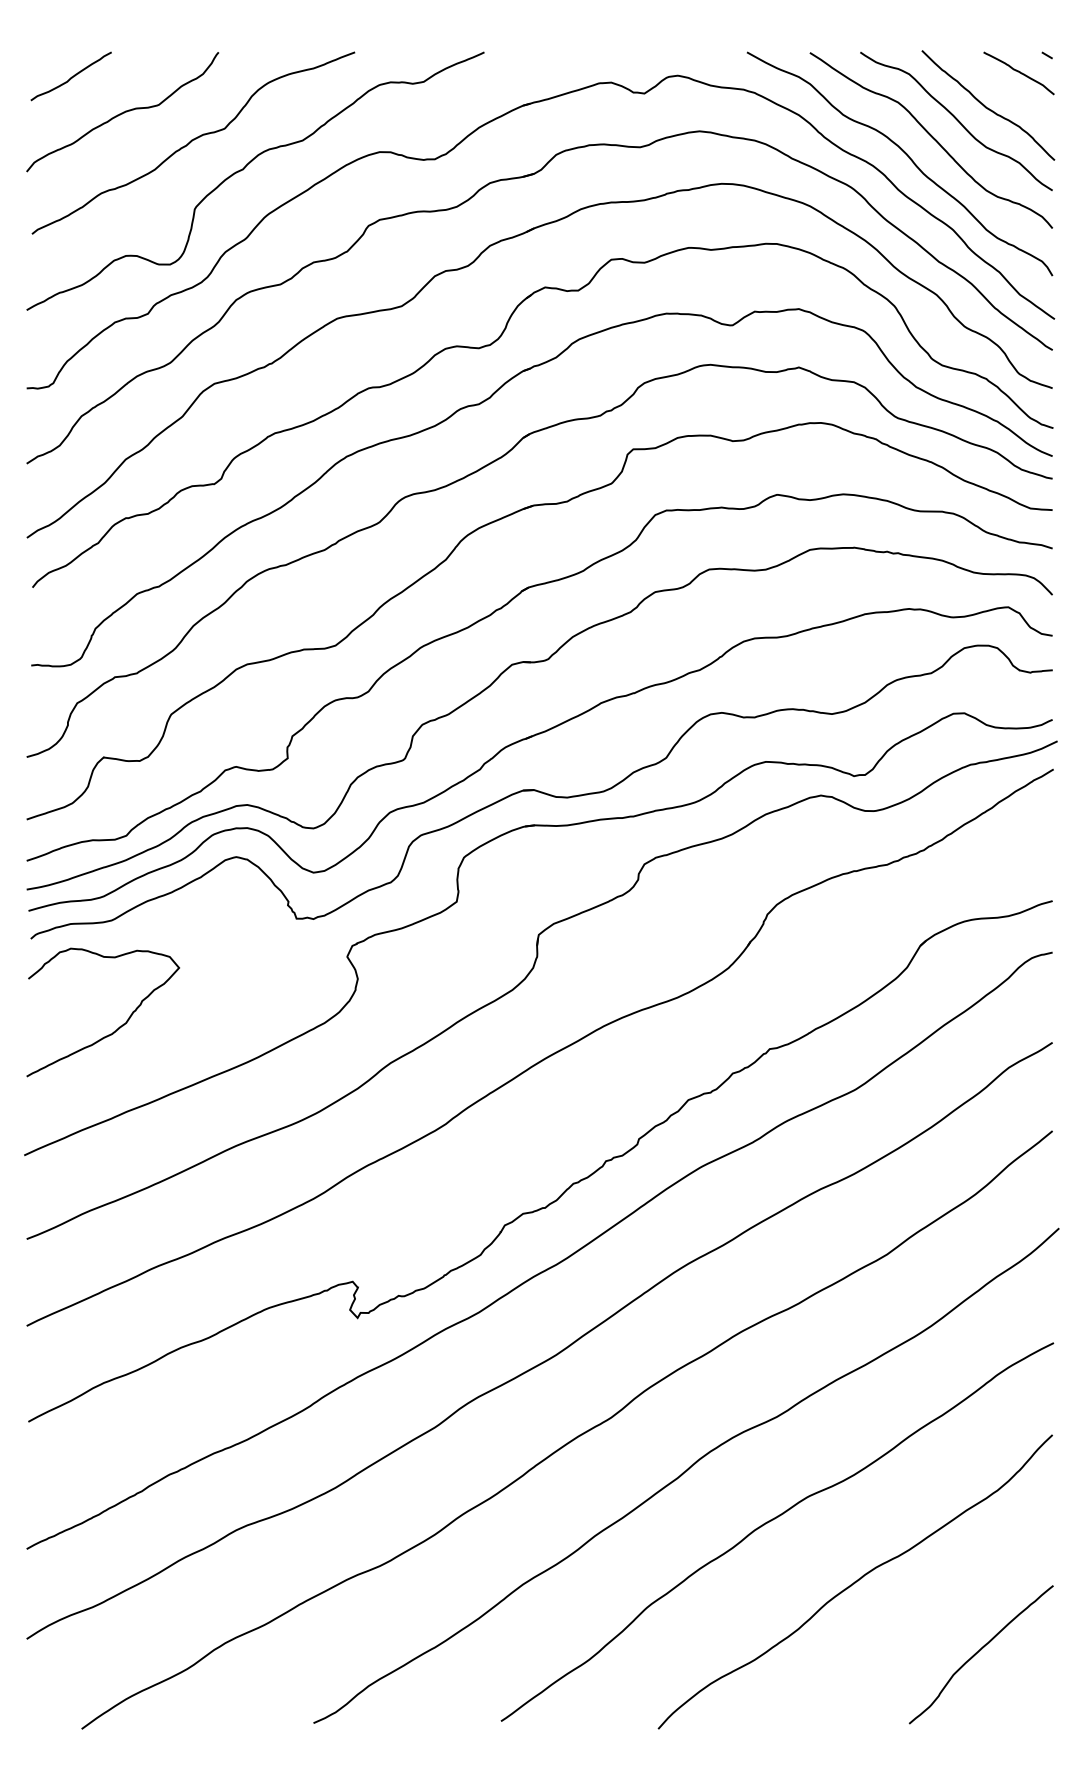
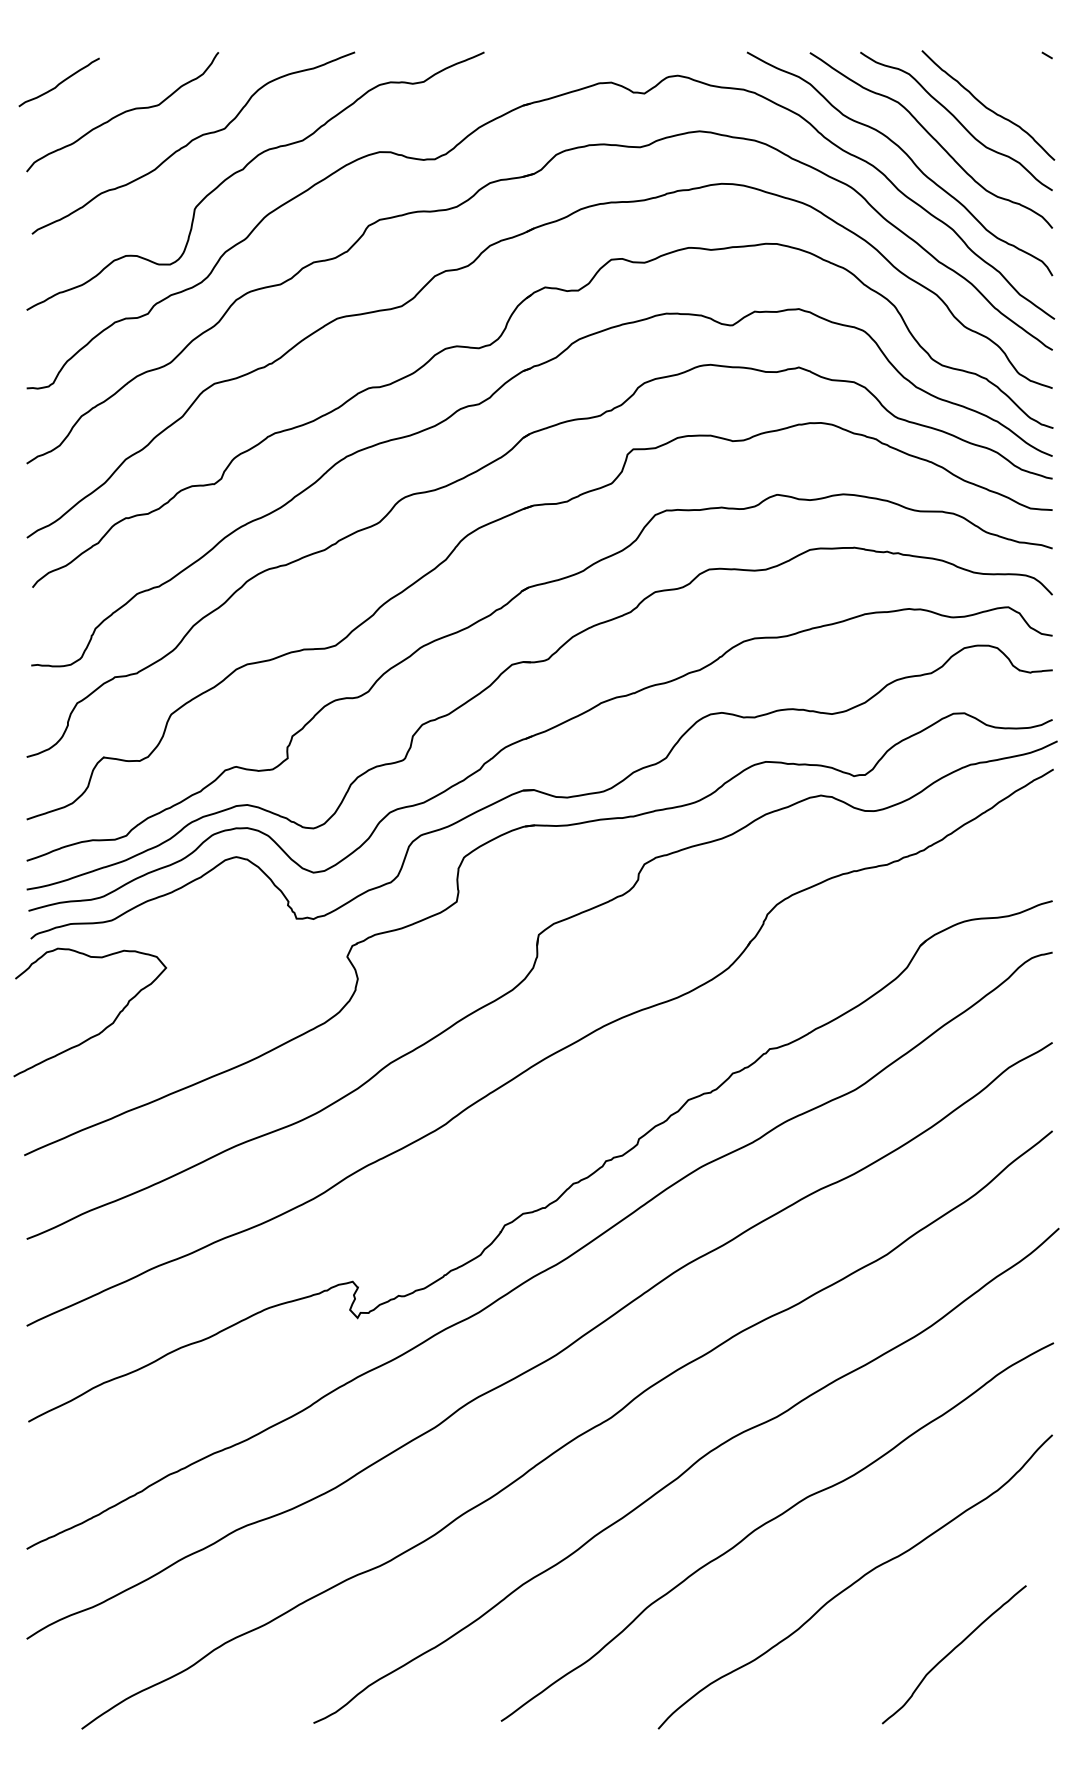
curve: present -> none (1018, 72)
curve position: (71, 76) -> (59, 82) (59, 82)
curve position: (118, 1027) -> (105, 1027) (105, 1027)
curve position: (978, 1652) -> (951, 1652) (951, 1652)
